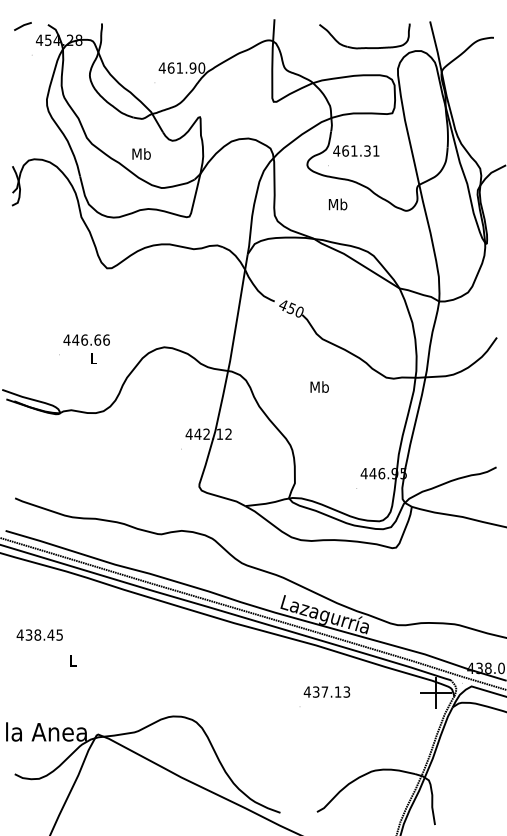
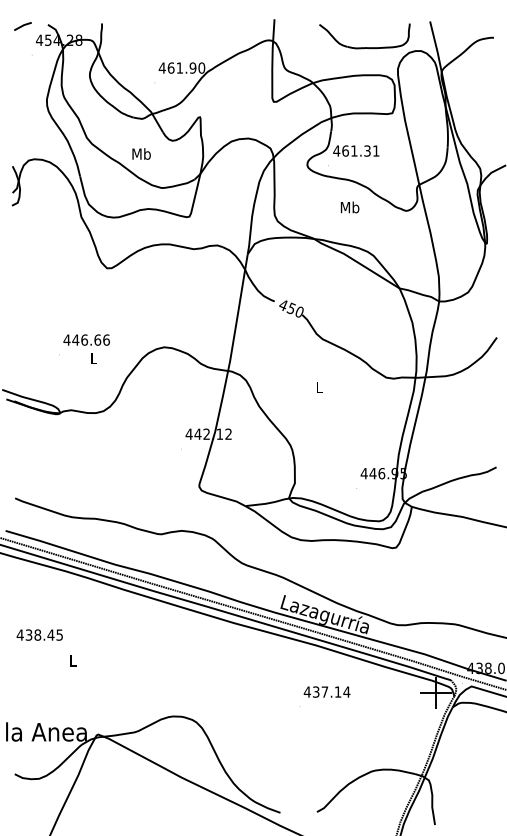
text position: (337, 204) -> (349, 207) (349, 207)
text: Mb -> L (319, 386)
text: 437.13 -> 437.14 (346, 691)
